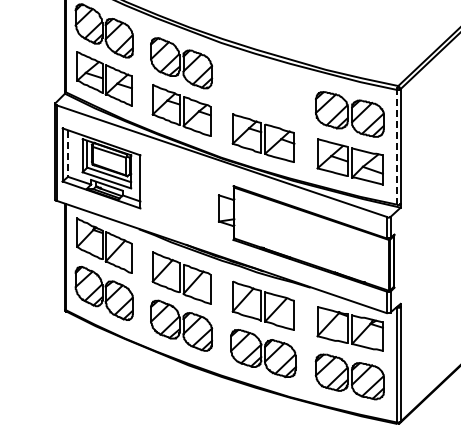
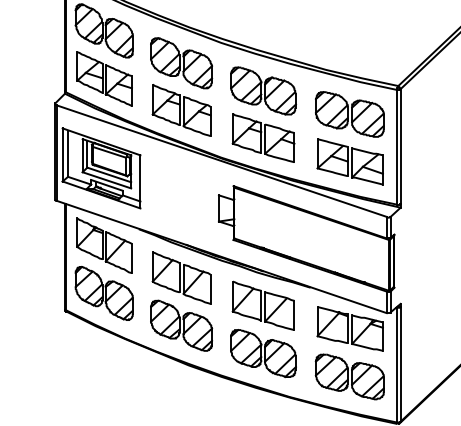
part: none -> present (263, 90)
line: dashed -> solid (396, 146)
line: dashed -> solid (68, 154)
